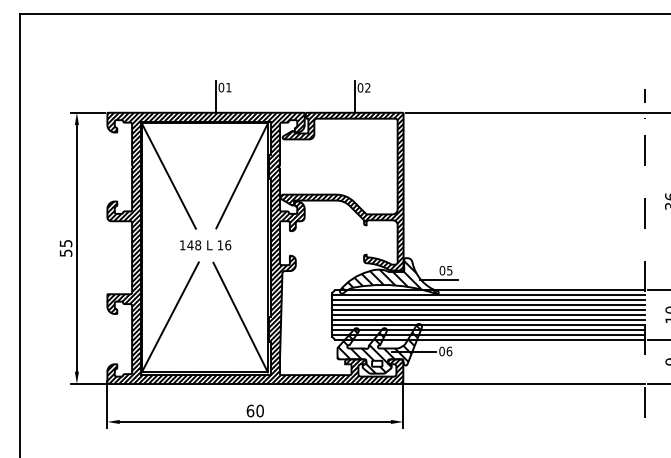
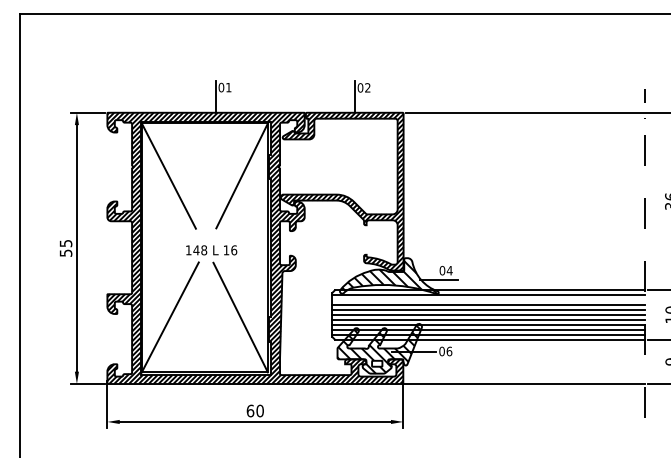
text position: (205, 245) -> (211, 250) (211, 250)
text: 05 -> 04 (449, 270)
line: present -> none (488, 300)
